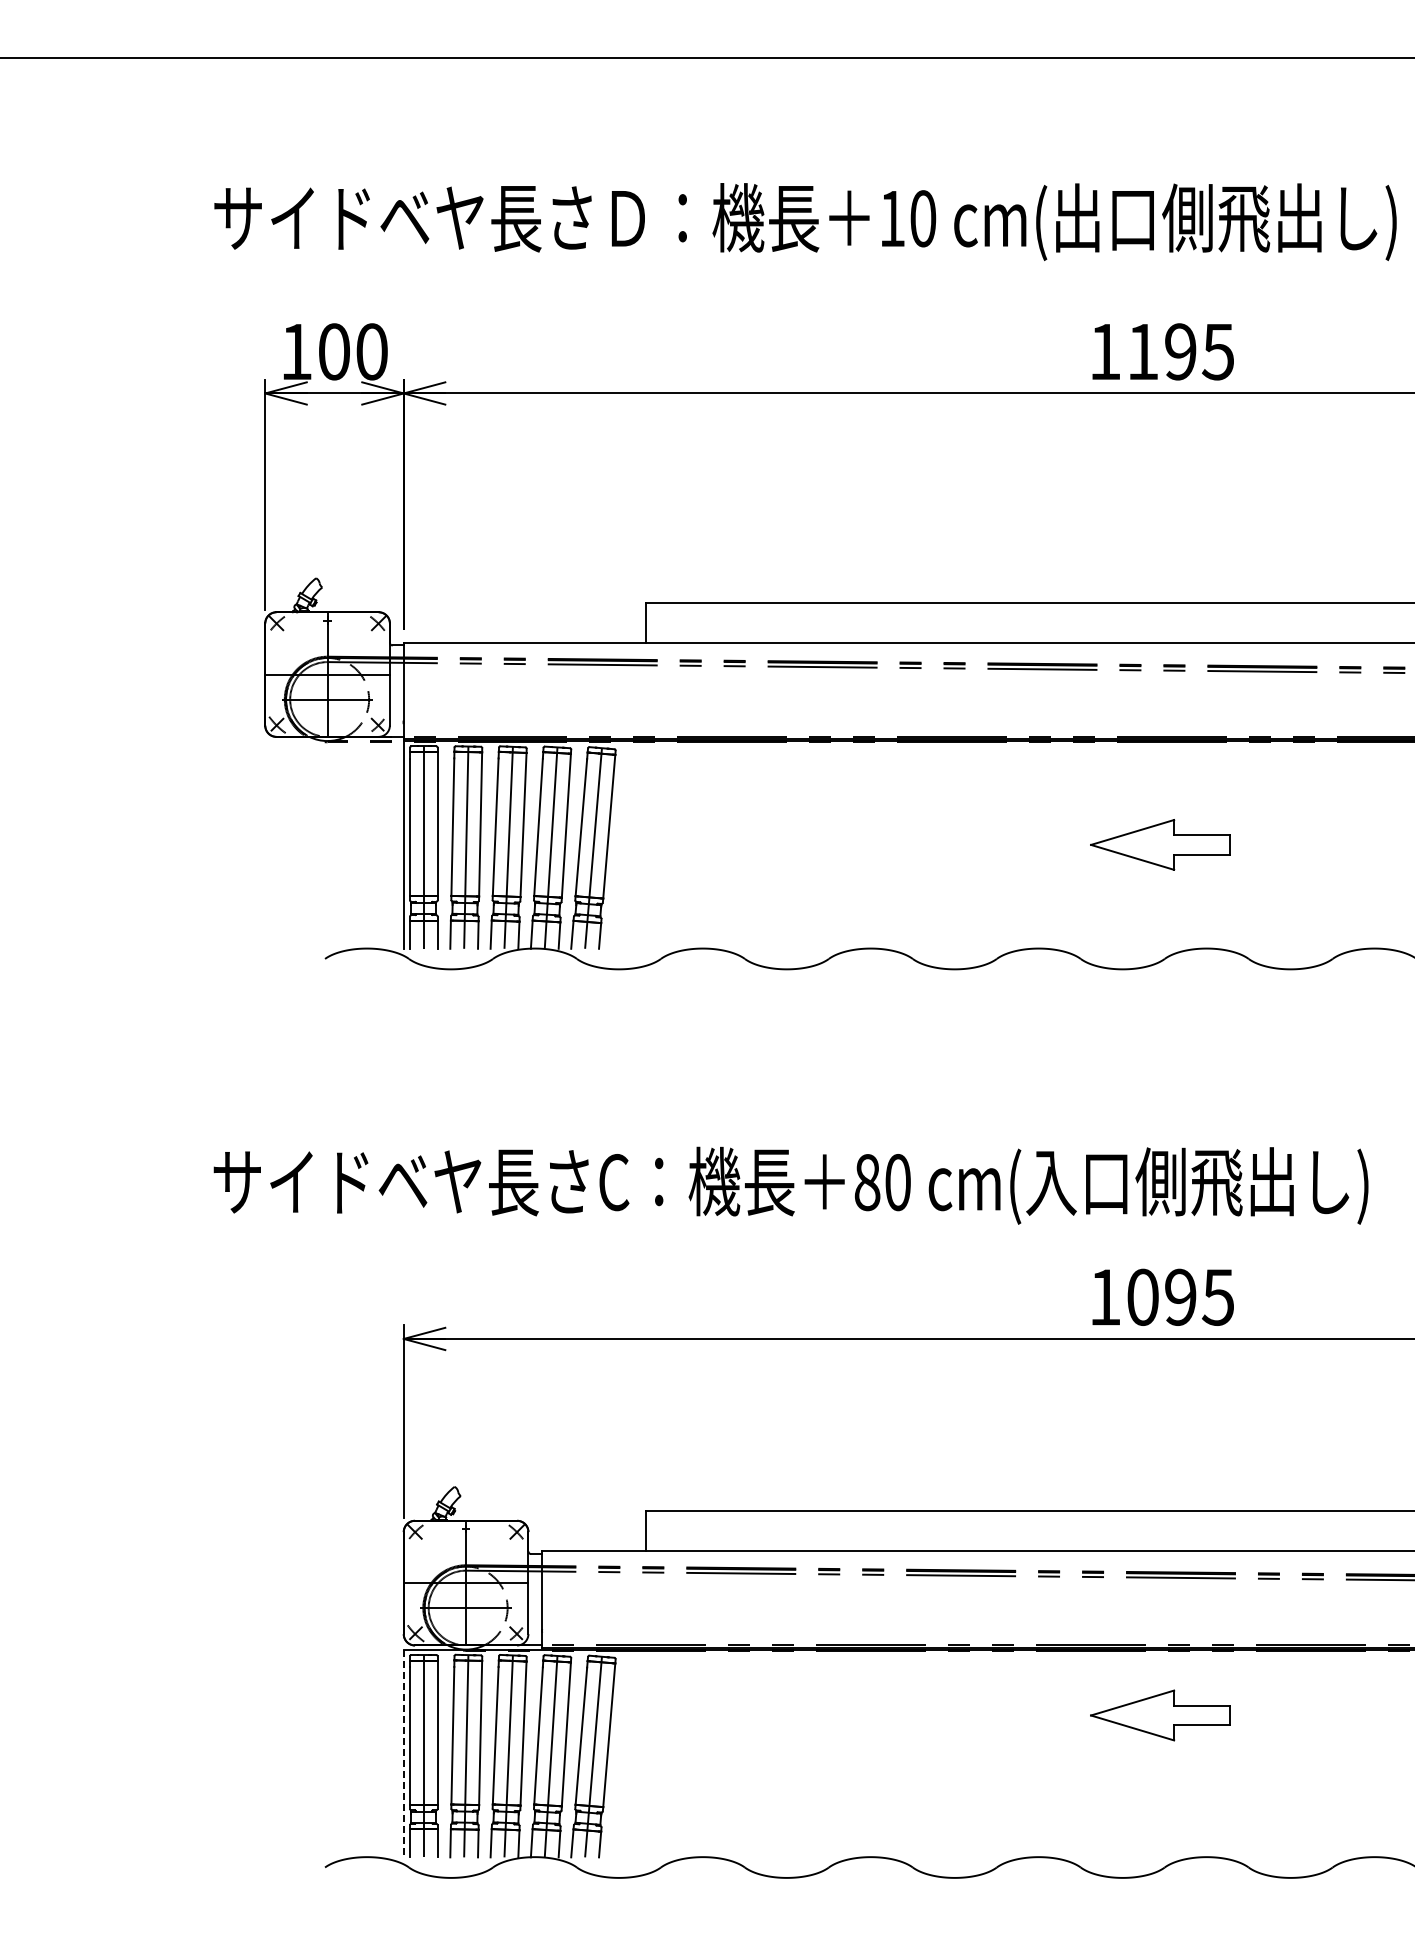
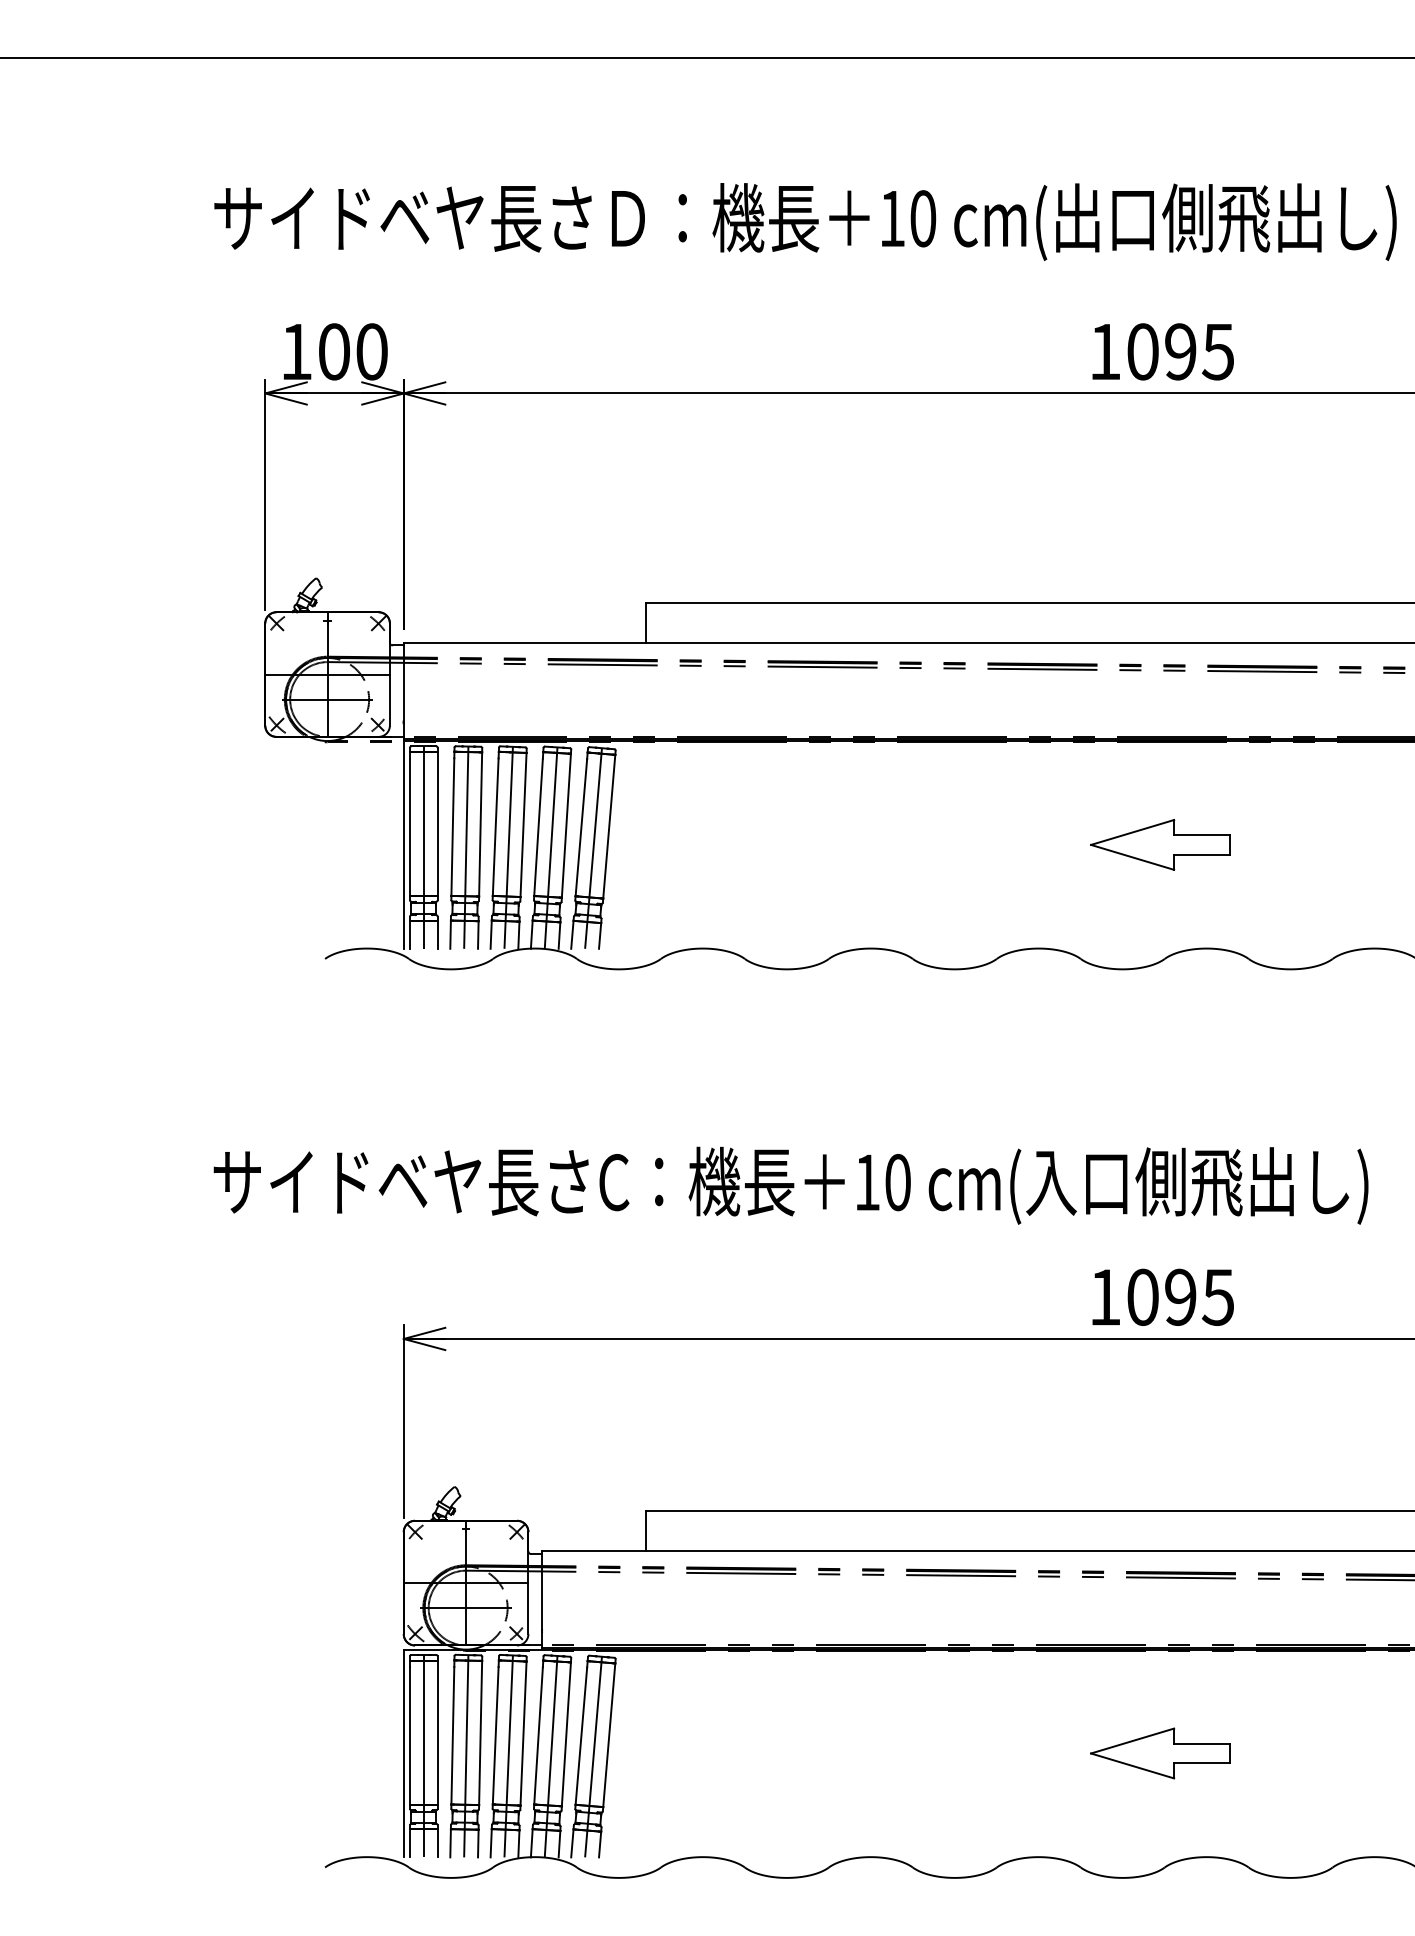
text: 1195 -> 1095 (1142, 351)
text: 80 -> 10 (867, 1182)
part position: (1160, 1715) -> (1160, 1753) (1160, 1753)
line: dashed -> solid (403, 1753)
